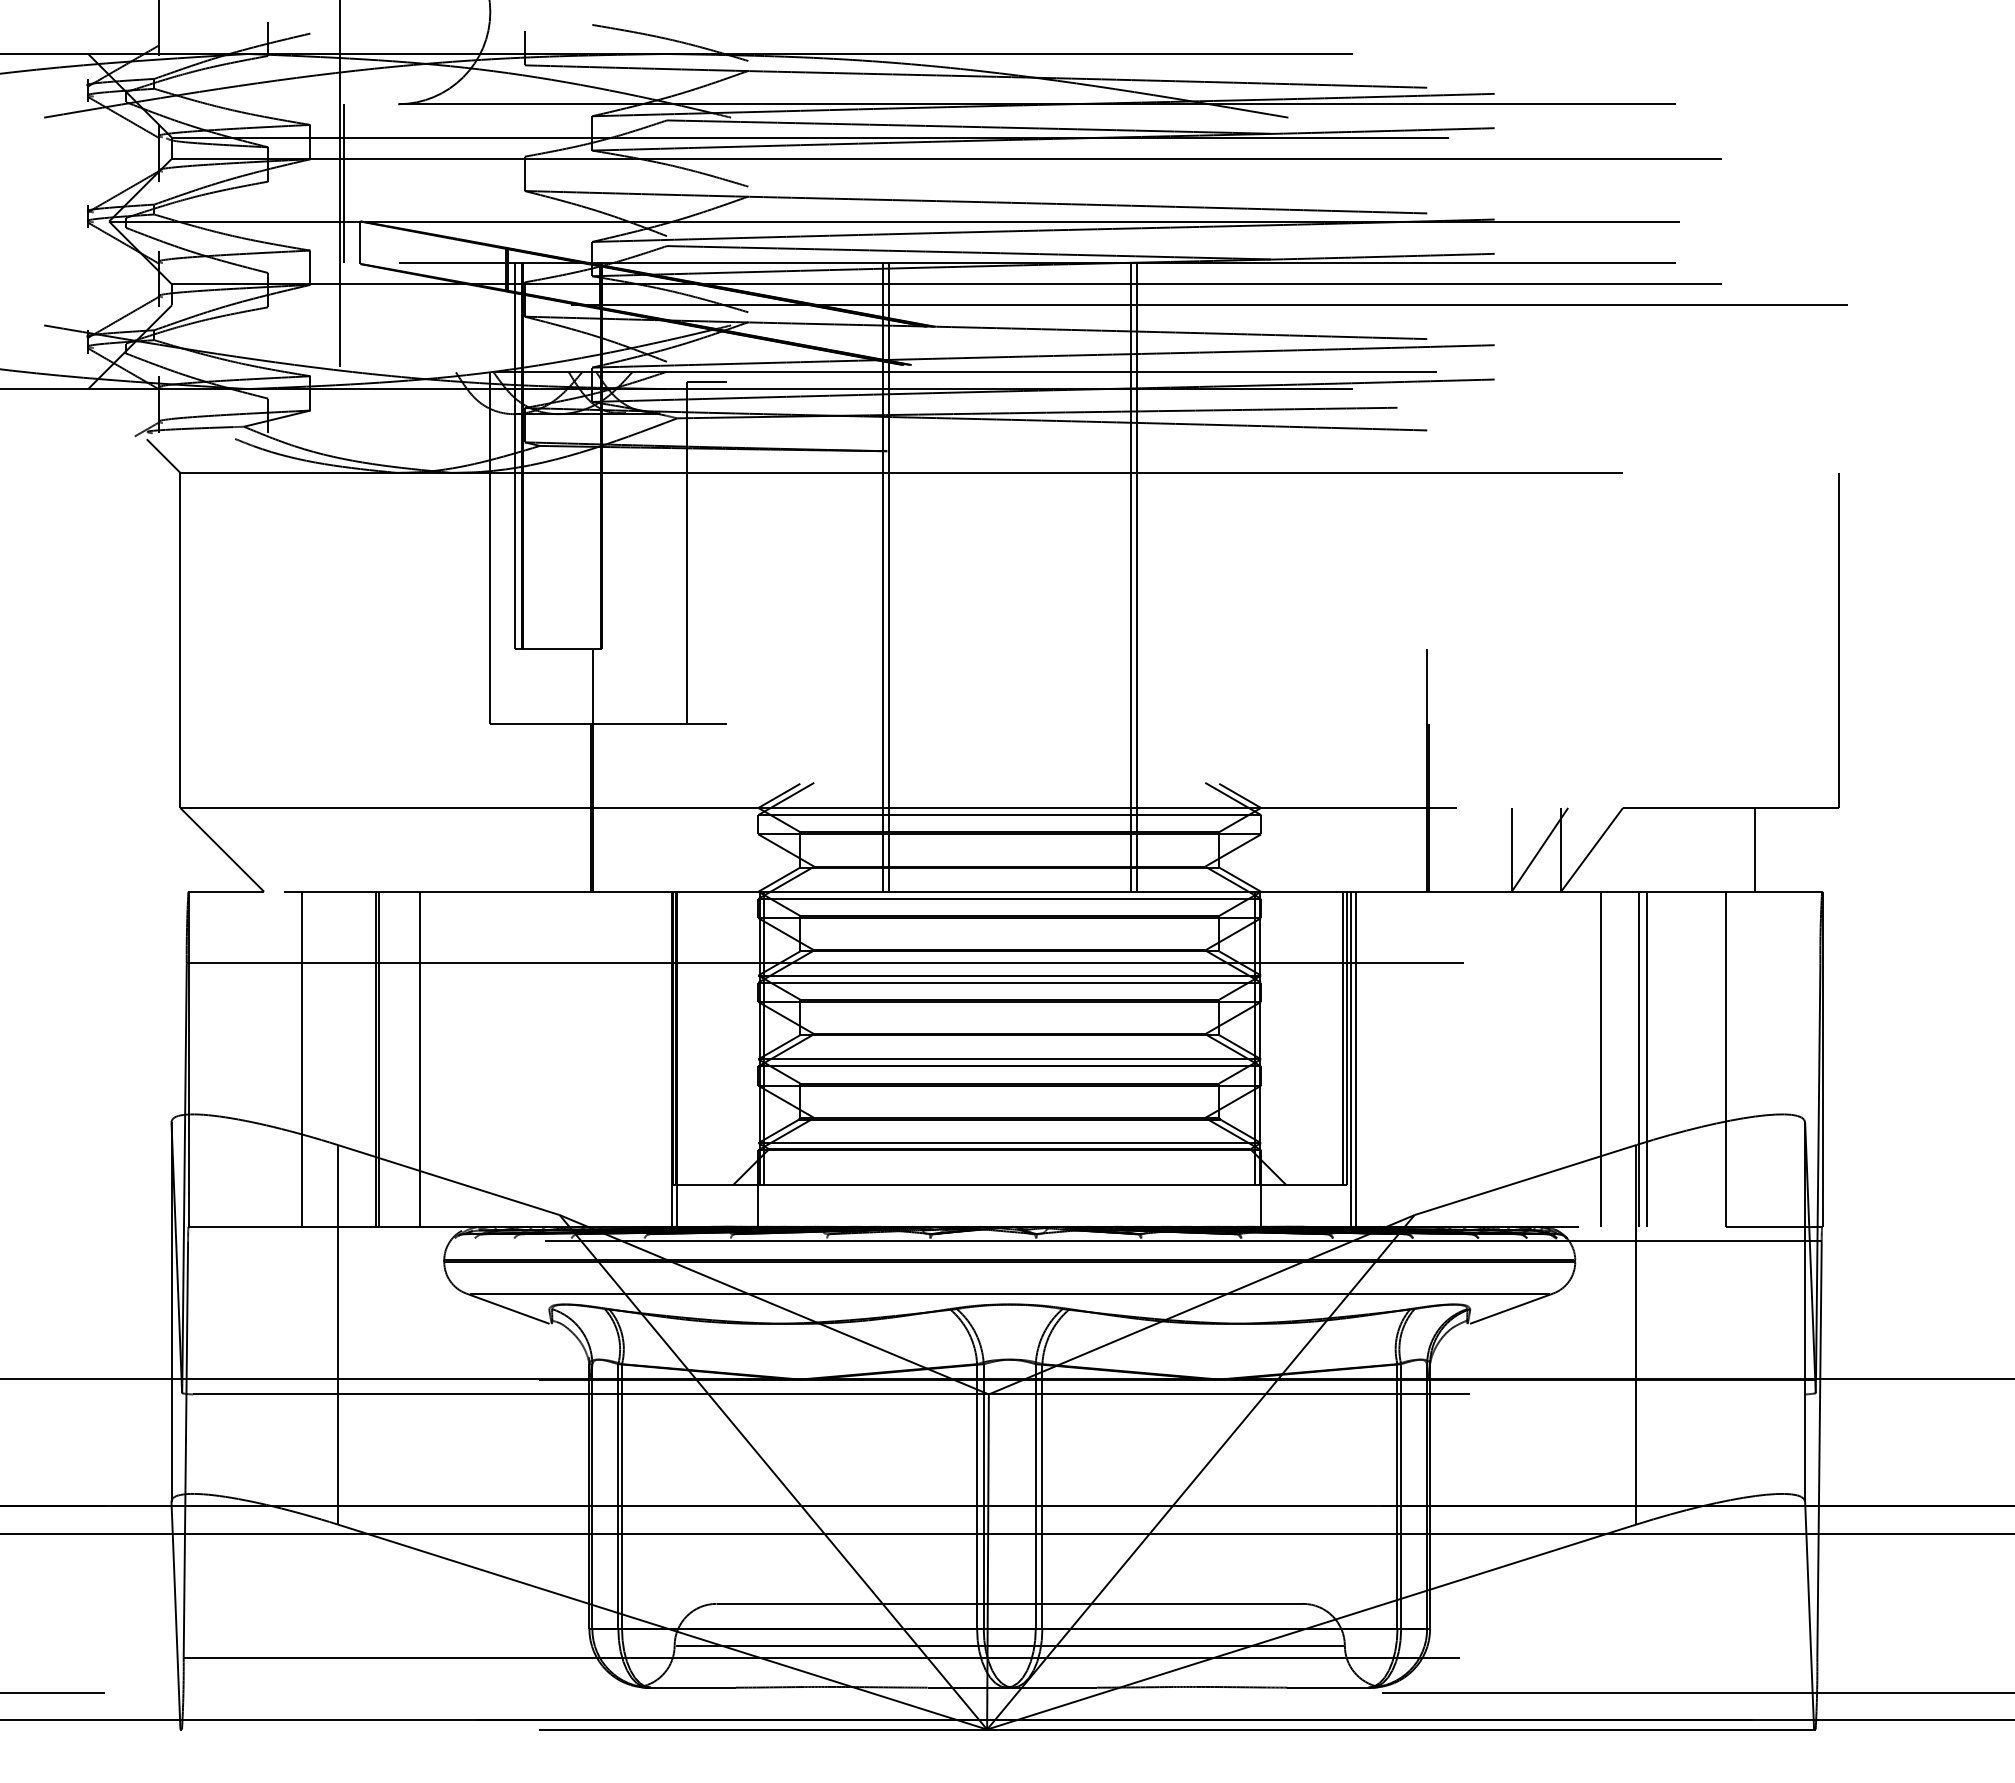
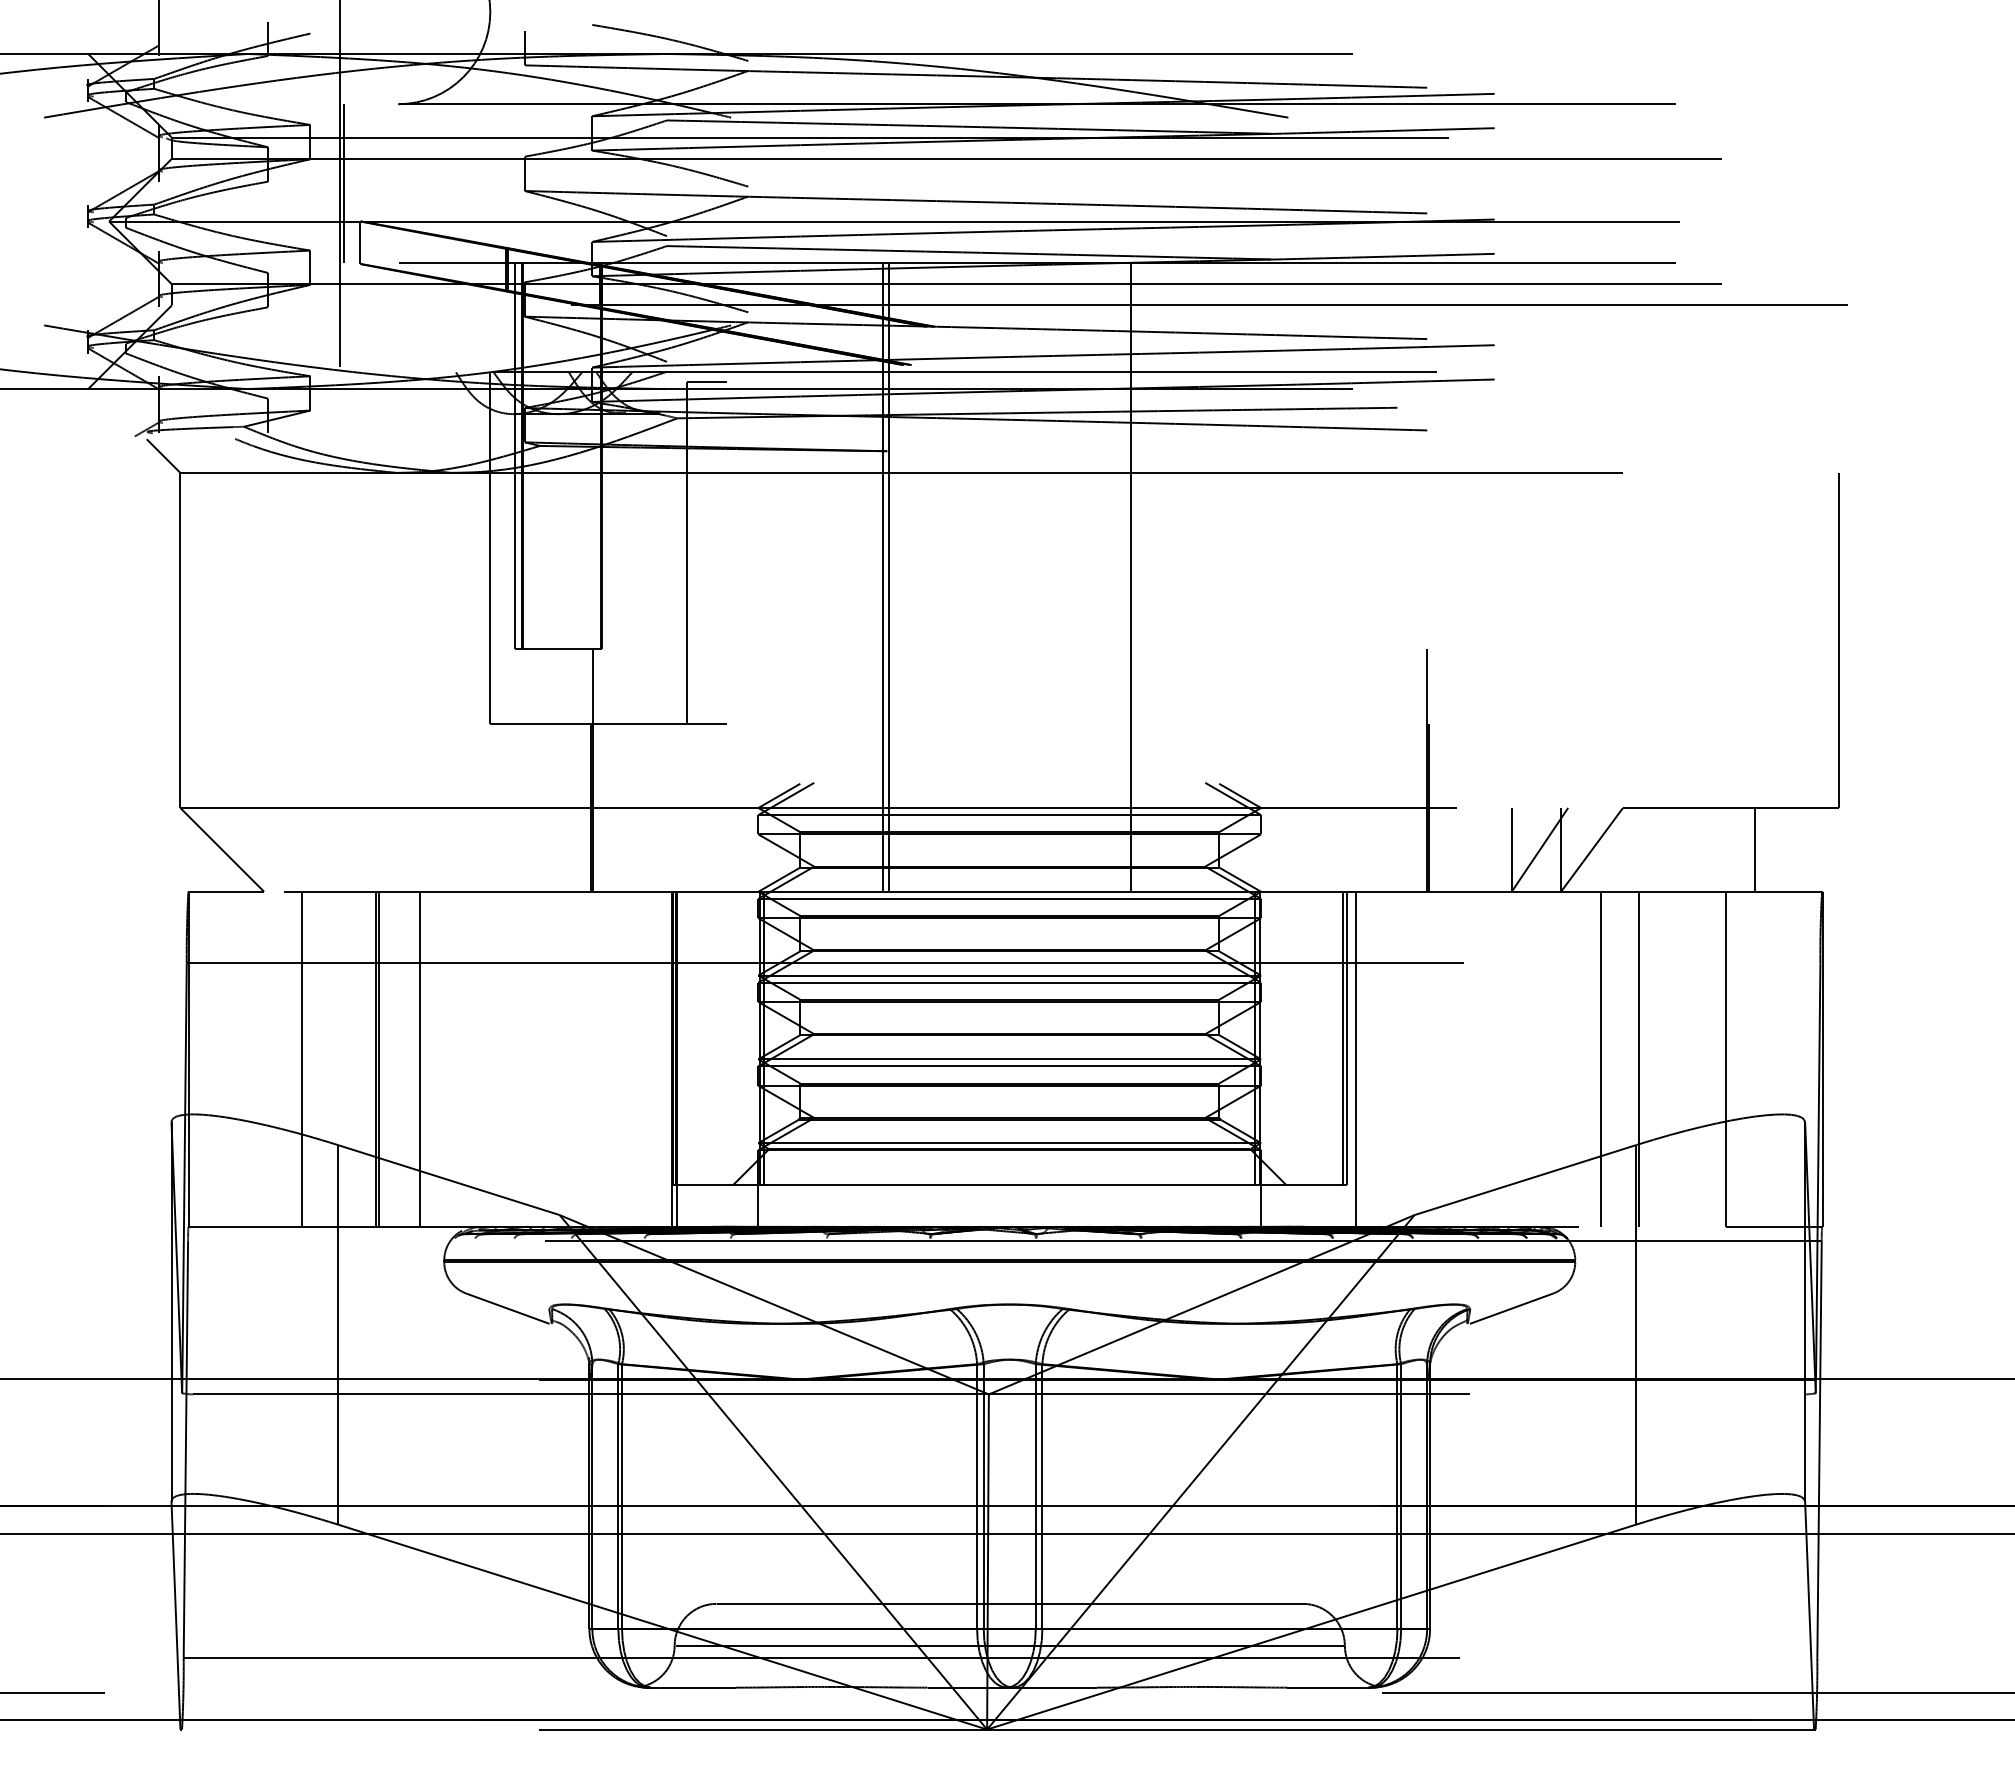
line: present -> none (1136, 577)
line: present -> none (1350, 1058)
line: present -> none (1647, 1058)
line: present -> none (1009, 1293)
